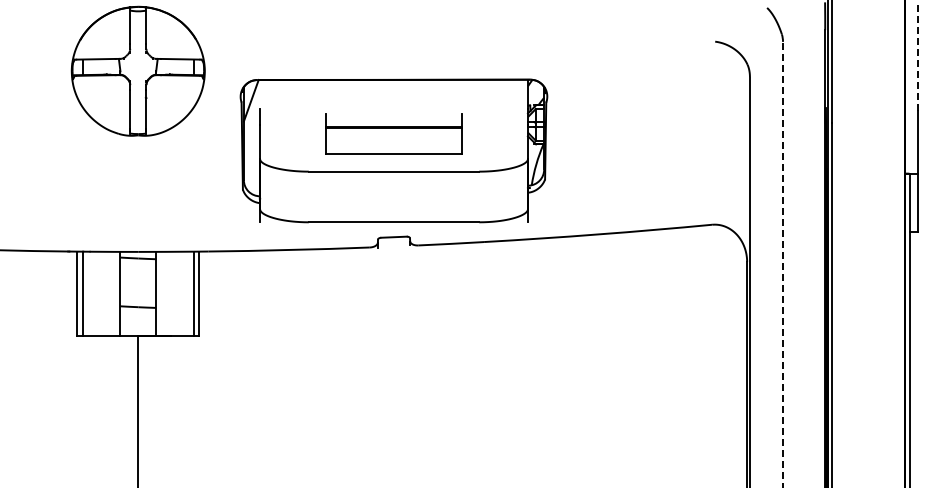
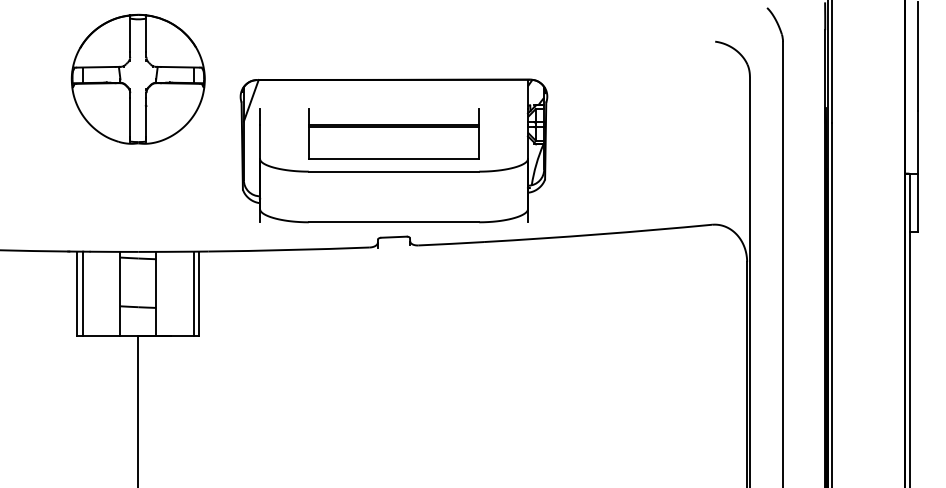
line: dashed -> solid (917, 56)
part position: (137, 70) -> (137, 78) (137, 78)
part size: 138x42 px -> 172x52 px (393, 133)
line: dashed -> solid (783, 264)
